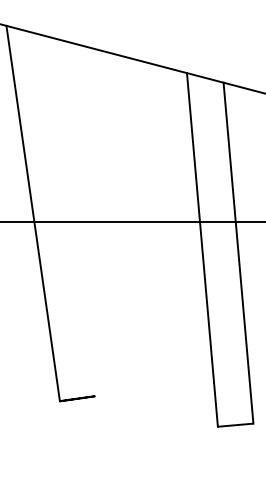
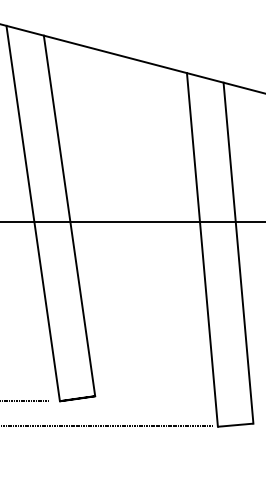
line: none -> present (69, 215)
line: none -> present (25, 400)
line: none -> present (107, 425)
